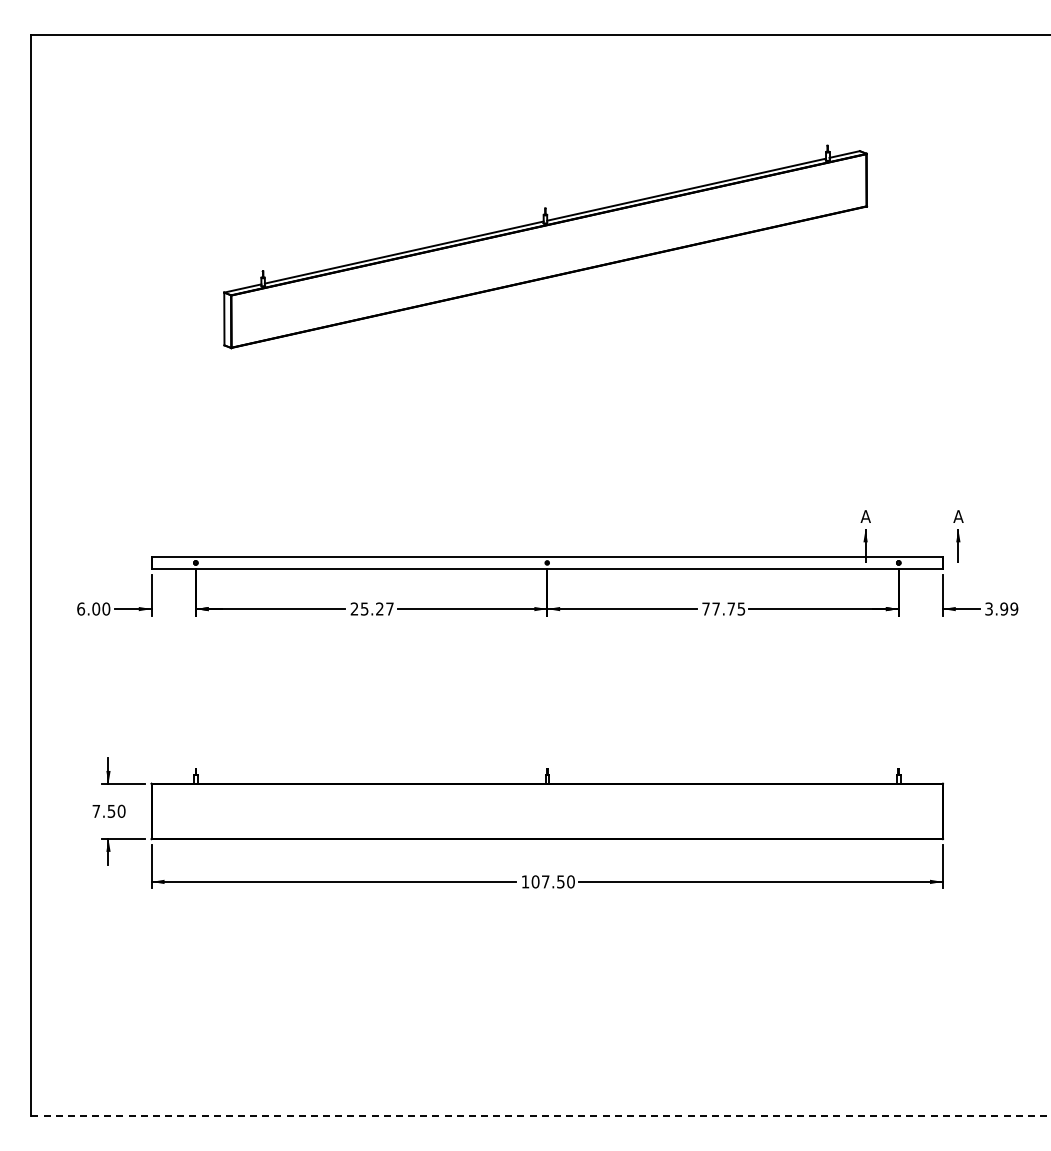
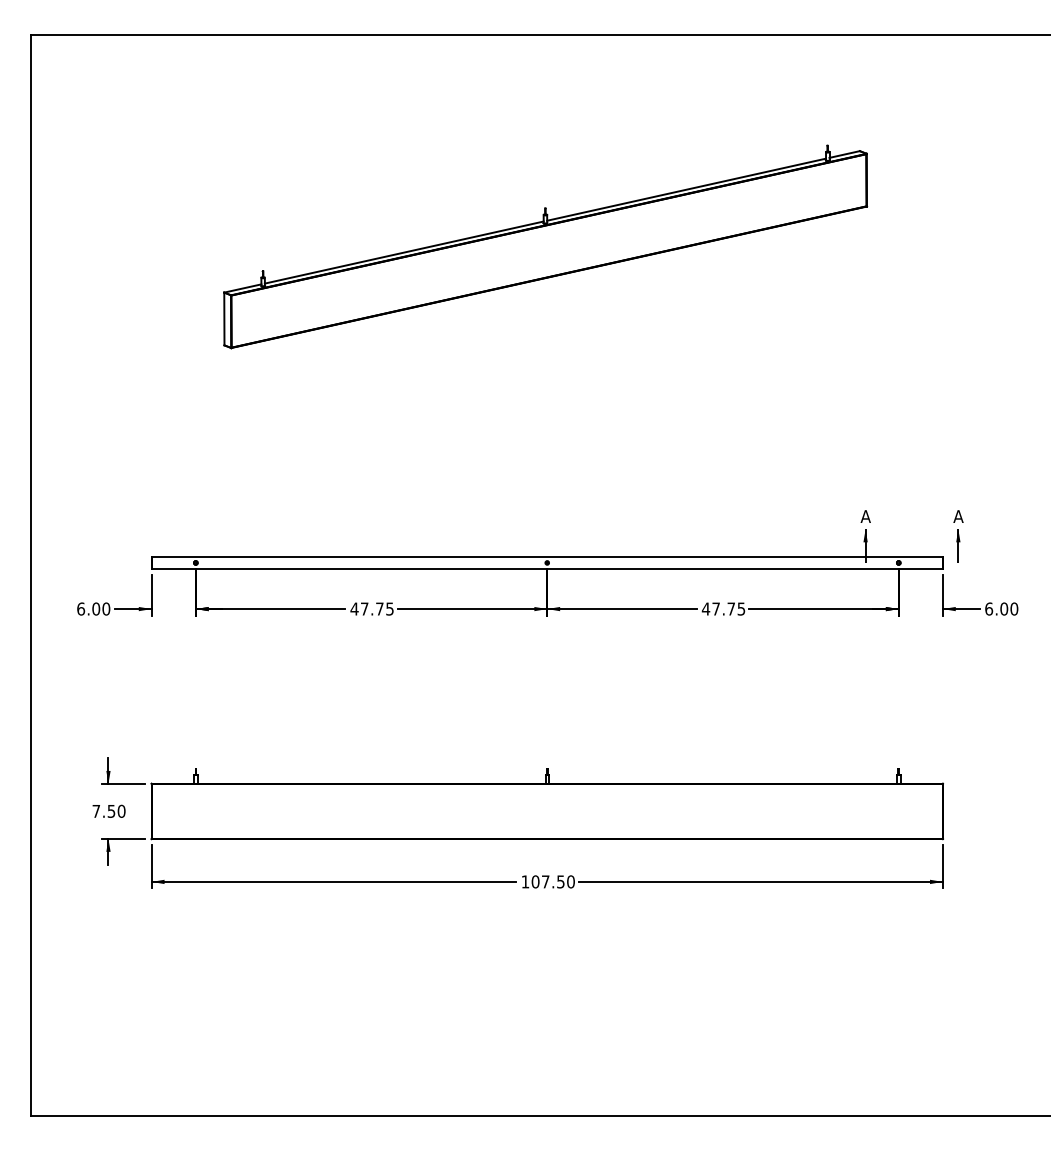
text: 25.27 -> 47.75 (371, 608)
text: 77.75 -> 47.75 (705, 608)
text: 3.99 -> 6.00 (1001, 608)
line: dashed -> solid (541, 1116)
